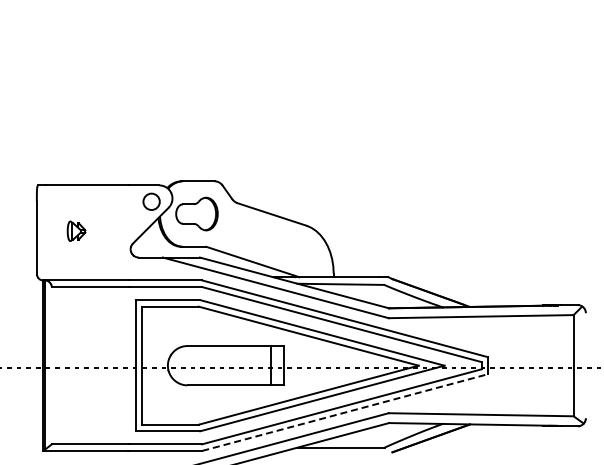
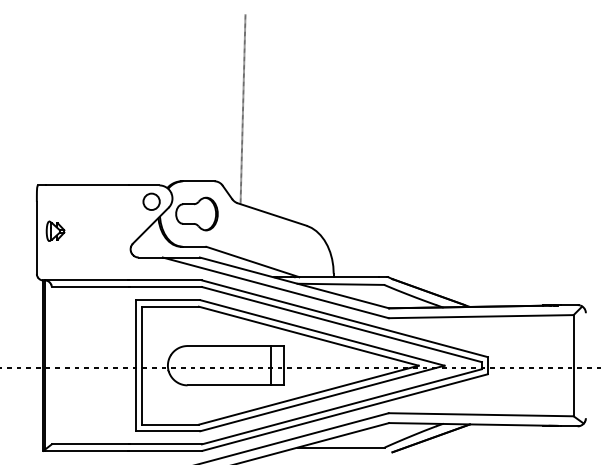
line: none -> present (242, 109)
part position: (76, 230) -> (55, 230) (55, 230)
line: dashed -> solid (345, 412)
